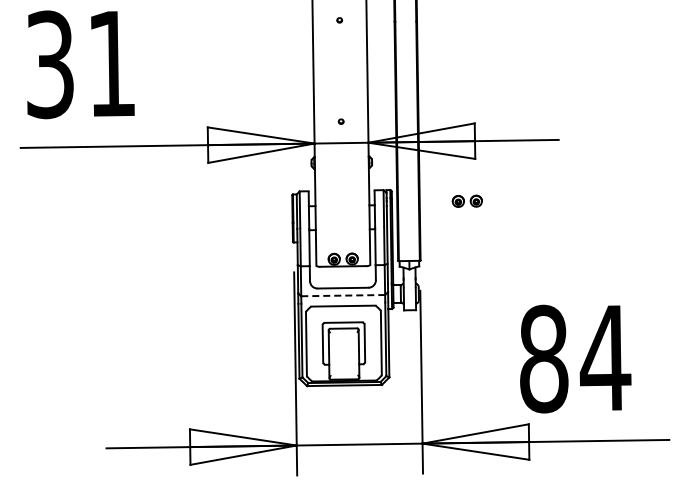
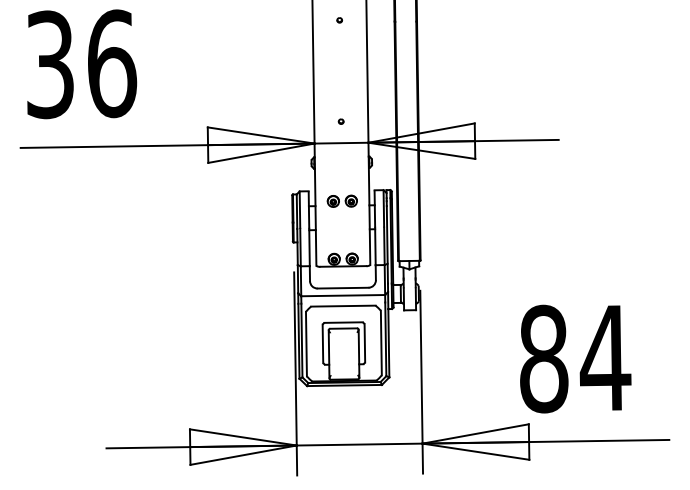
text: 31 -> 36 (112, 63)
part position: (466, 200) -> (341, 200) (341, 200)
line: dashed -> solid (343, 295)
